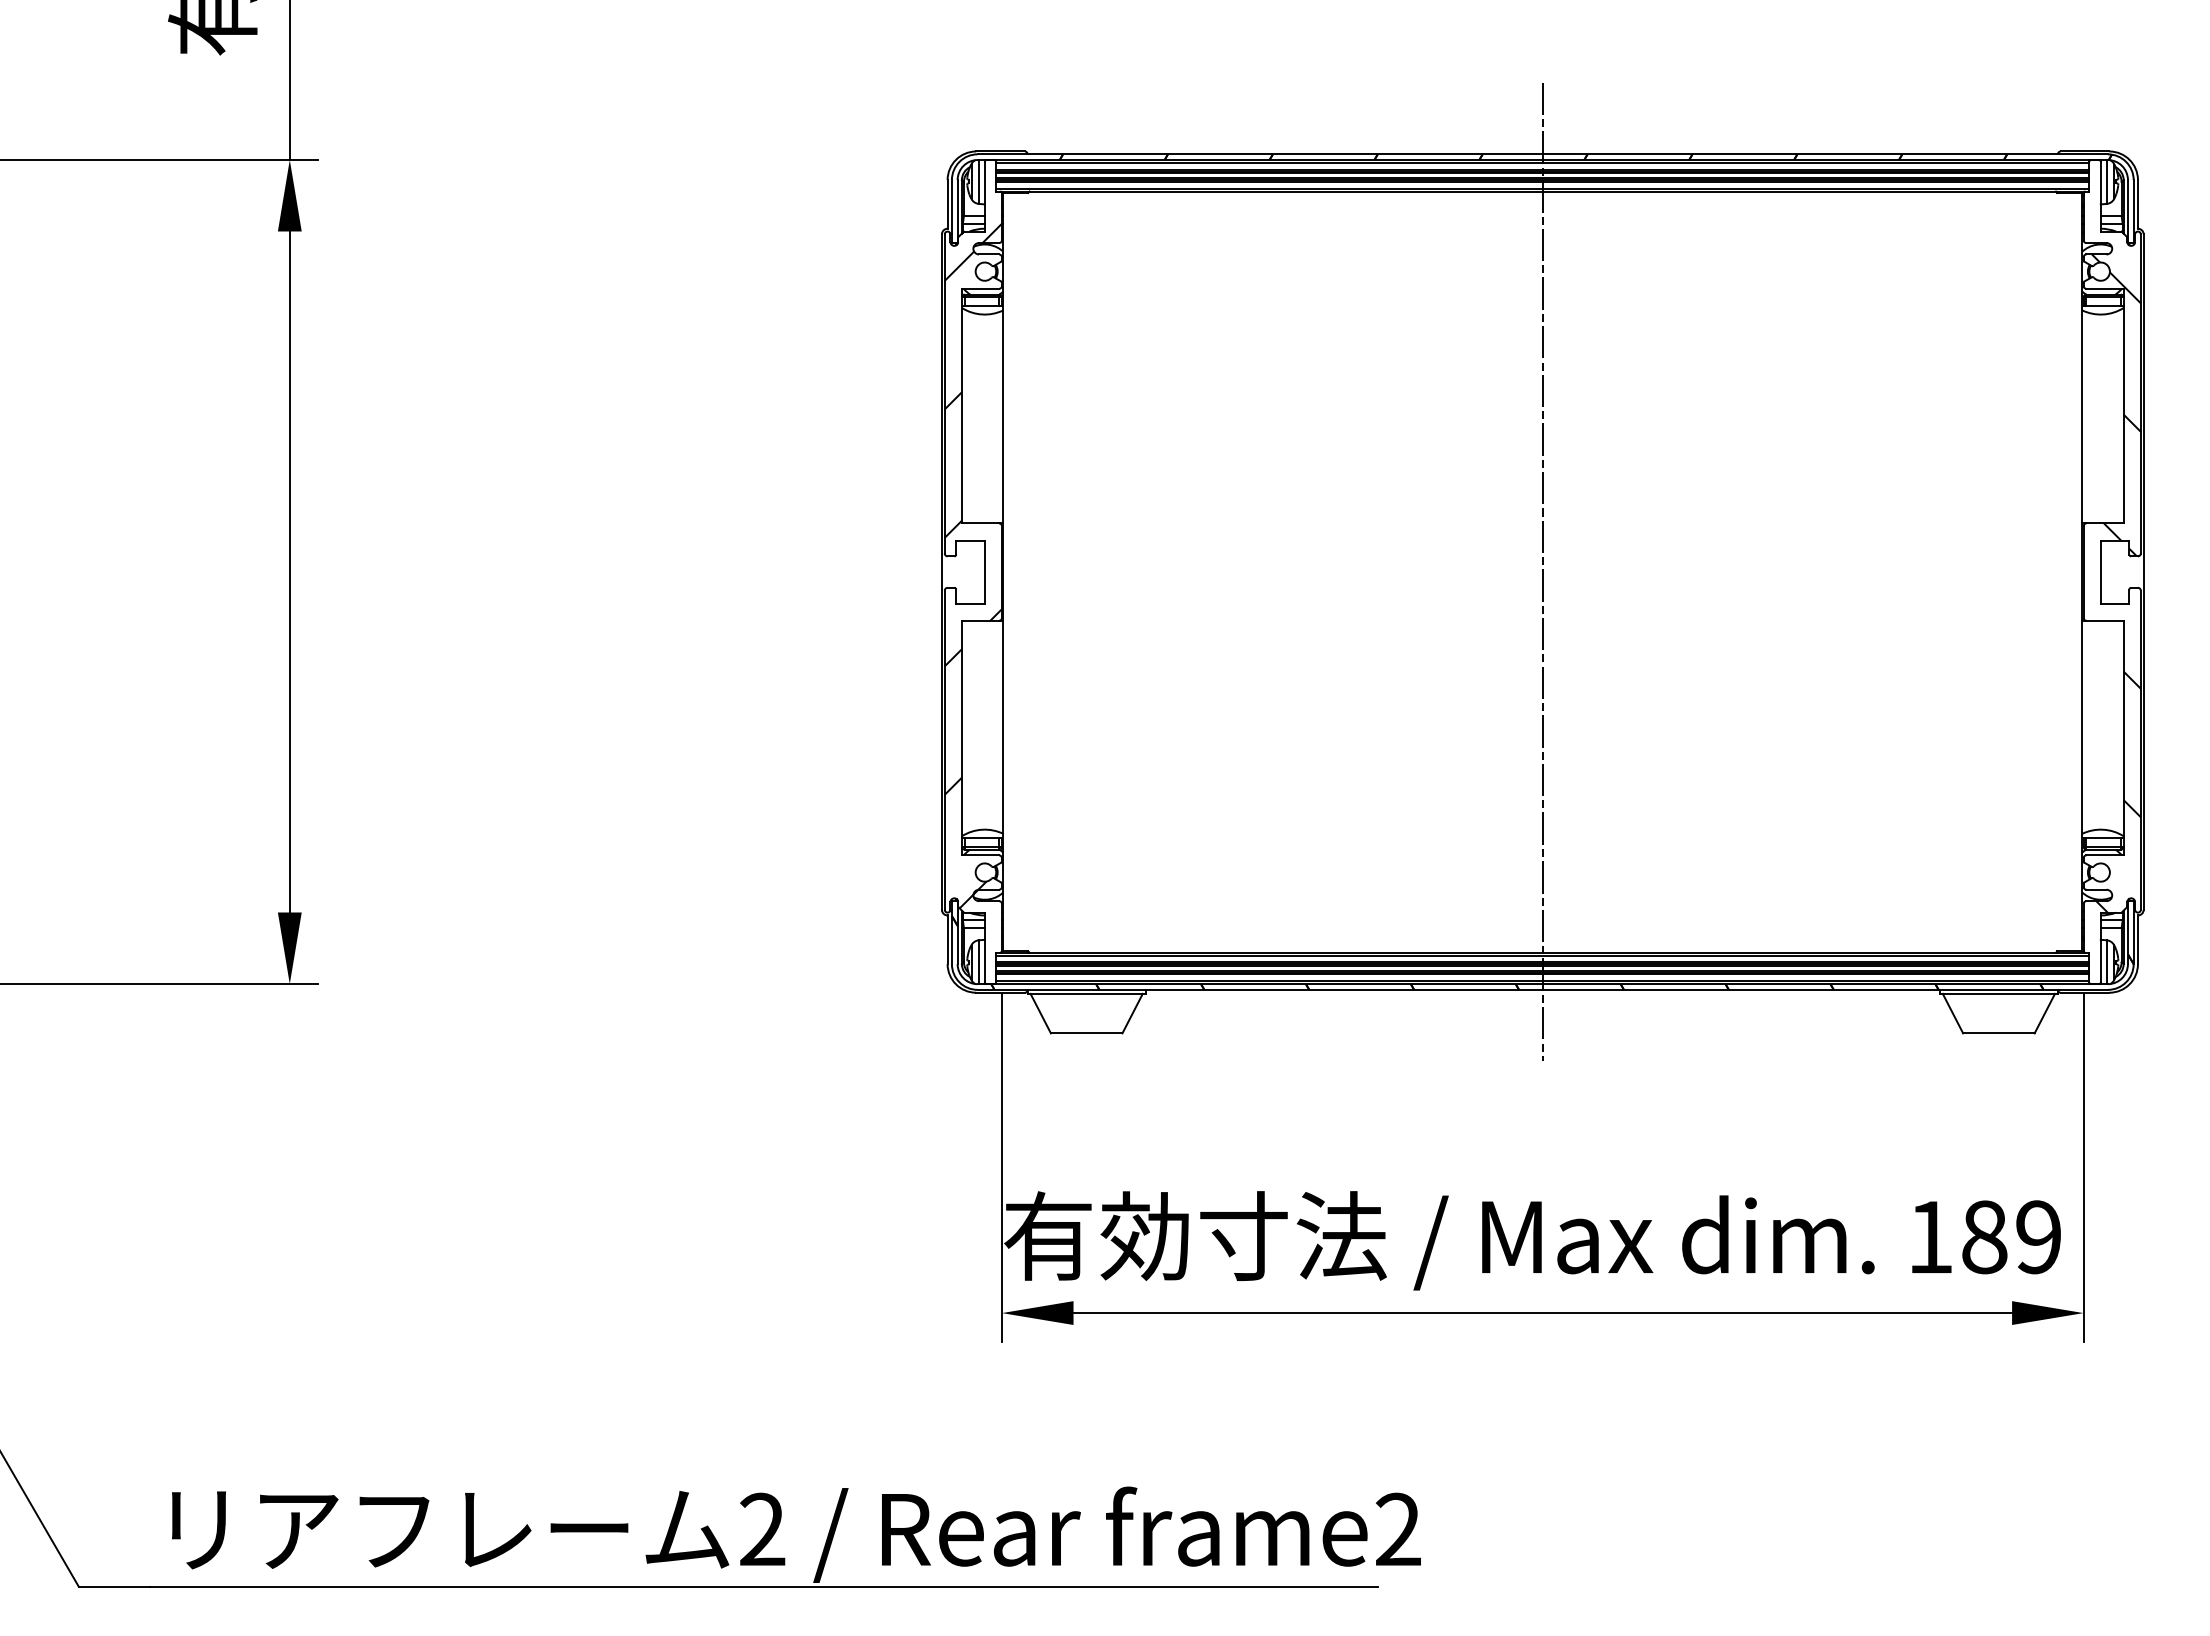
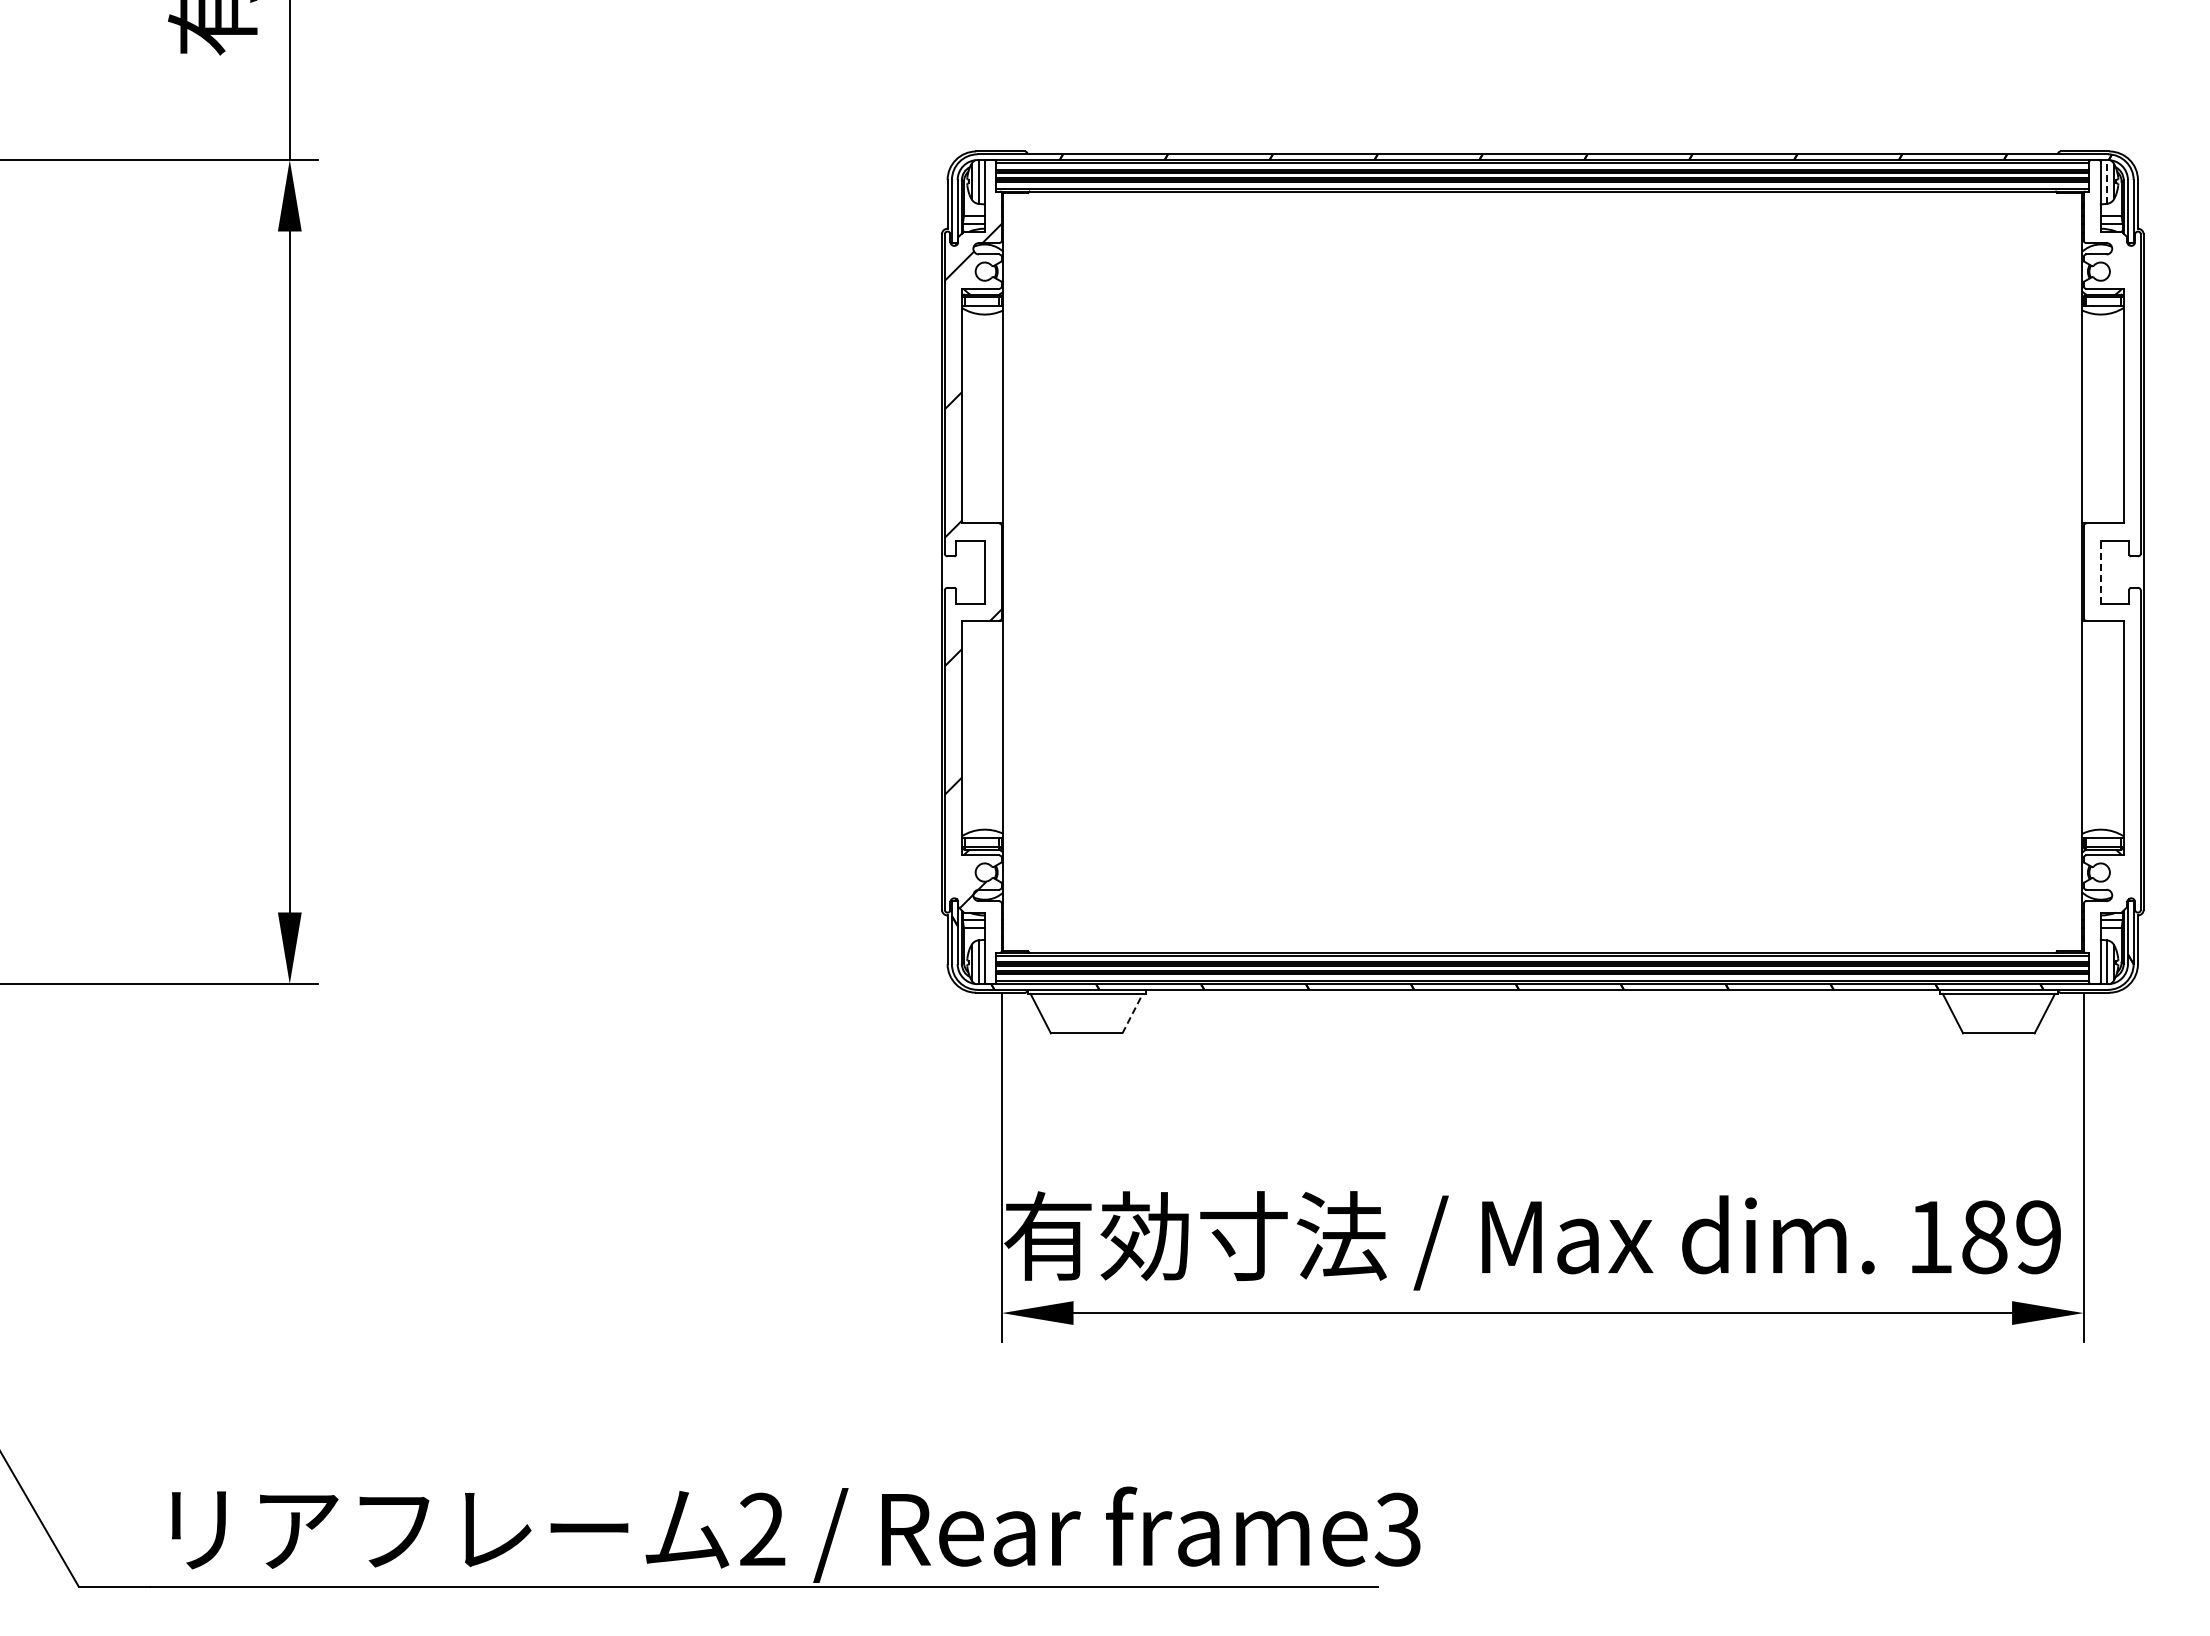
line: solid -> dashed (2106, 181)
line: present -> none (1542, 571)
line: solid -> dashed (2100, 571)
hatch: present -> none (2116, 583)
line: solid -> dashed (1132, 1013)
text: frame2 -> frame3 (1397, 1529)
